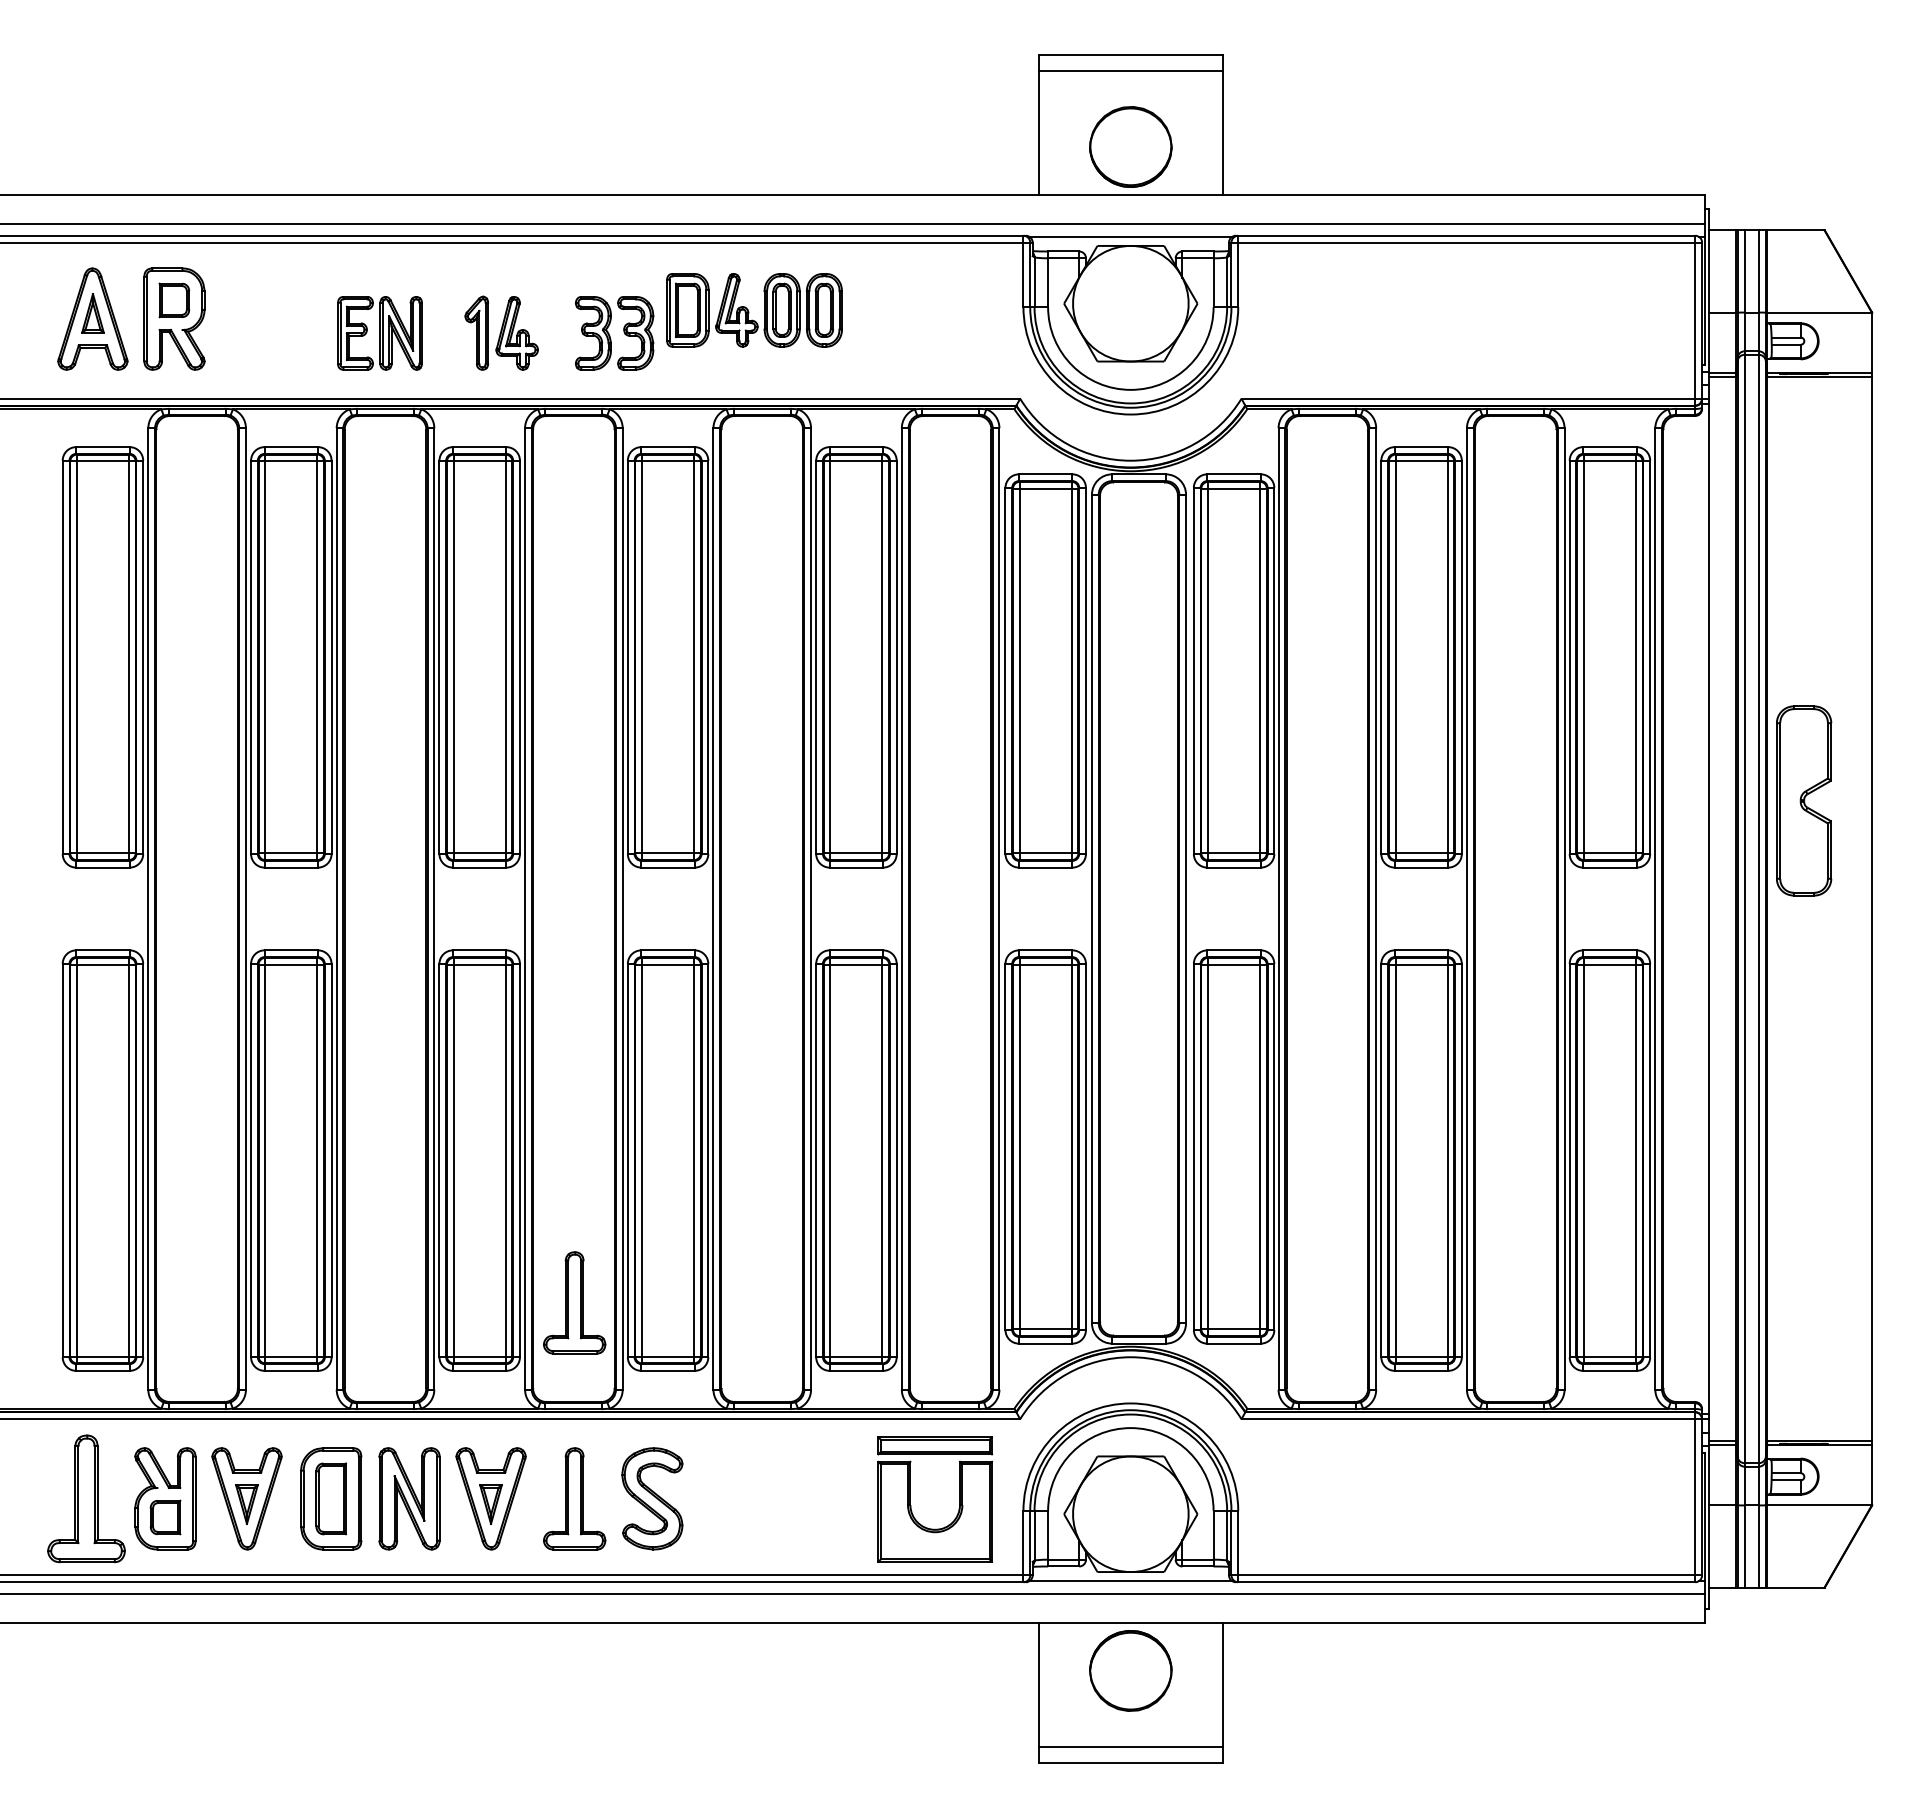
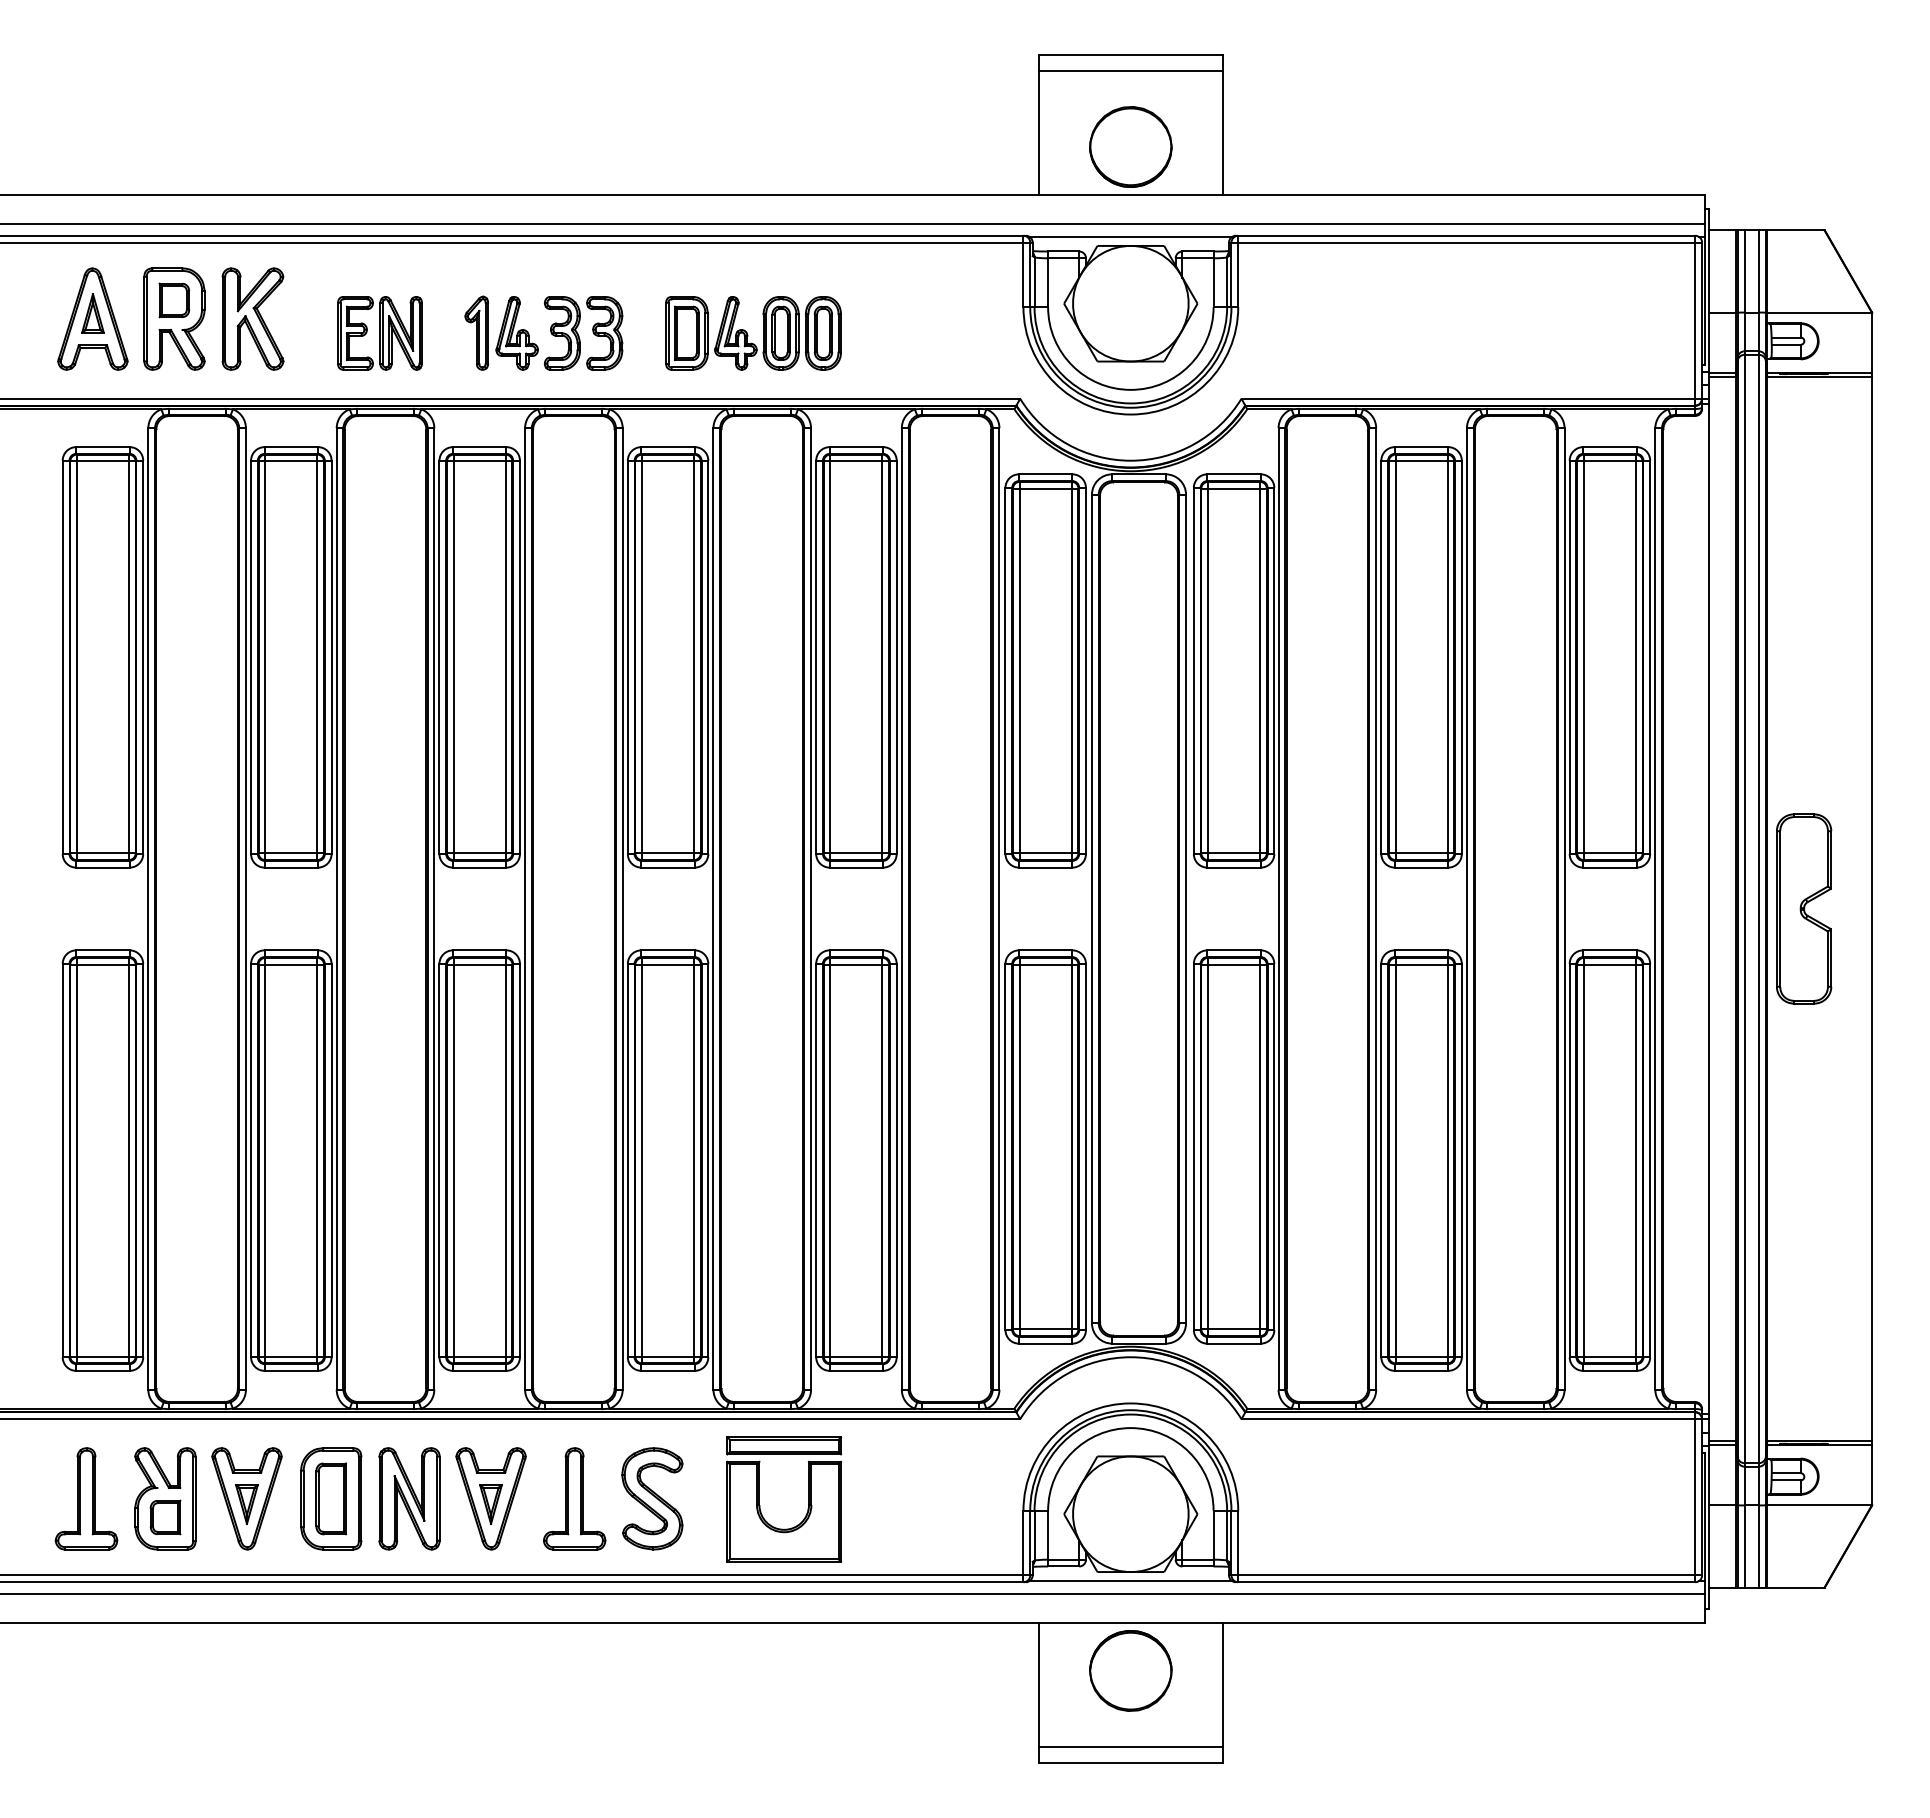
part position: (754, 310) -> (753, 333) (753, 333)
part: none -> present (252, 318)
part position: (614, 333) -> (583, 333) (583, 333)
part position: (1804, 800) -> (1804, 908) (1804, 908)
part: present -> none (574, 1302)
part size: 79x130 px -> 65x104 px (86, 1498)
part position: (959, 1499) -> (808, 1499) (808, 1499)
